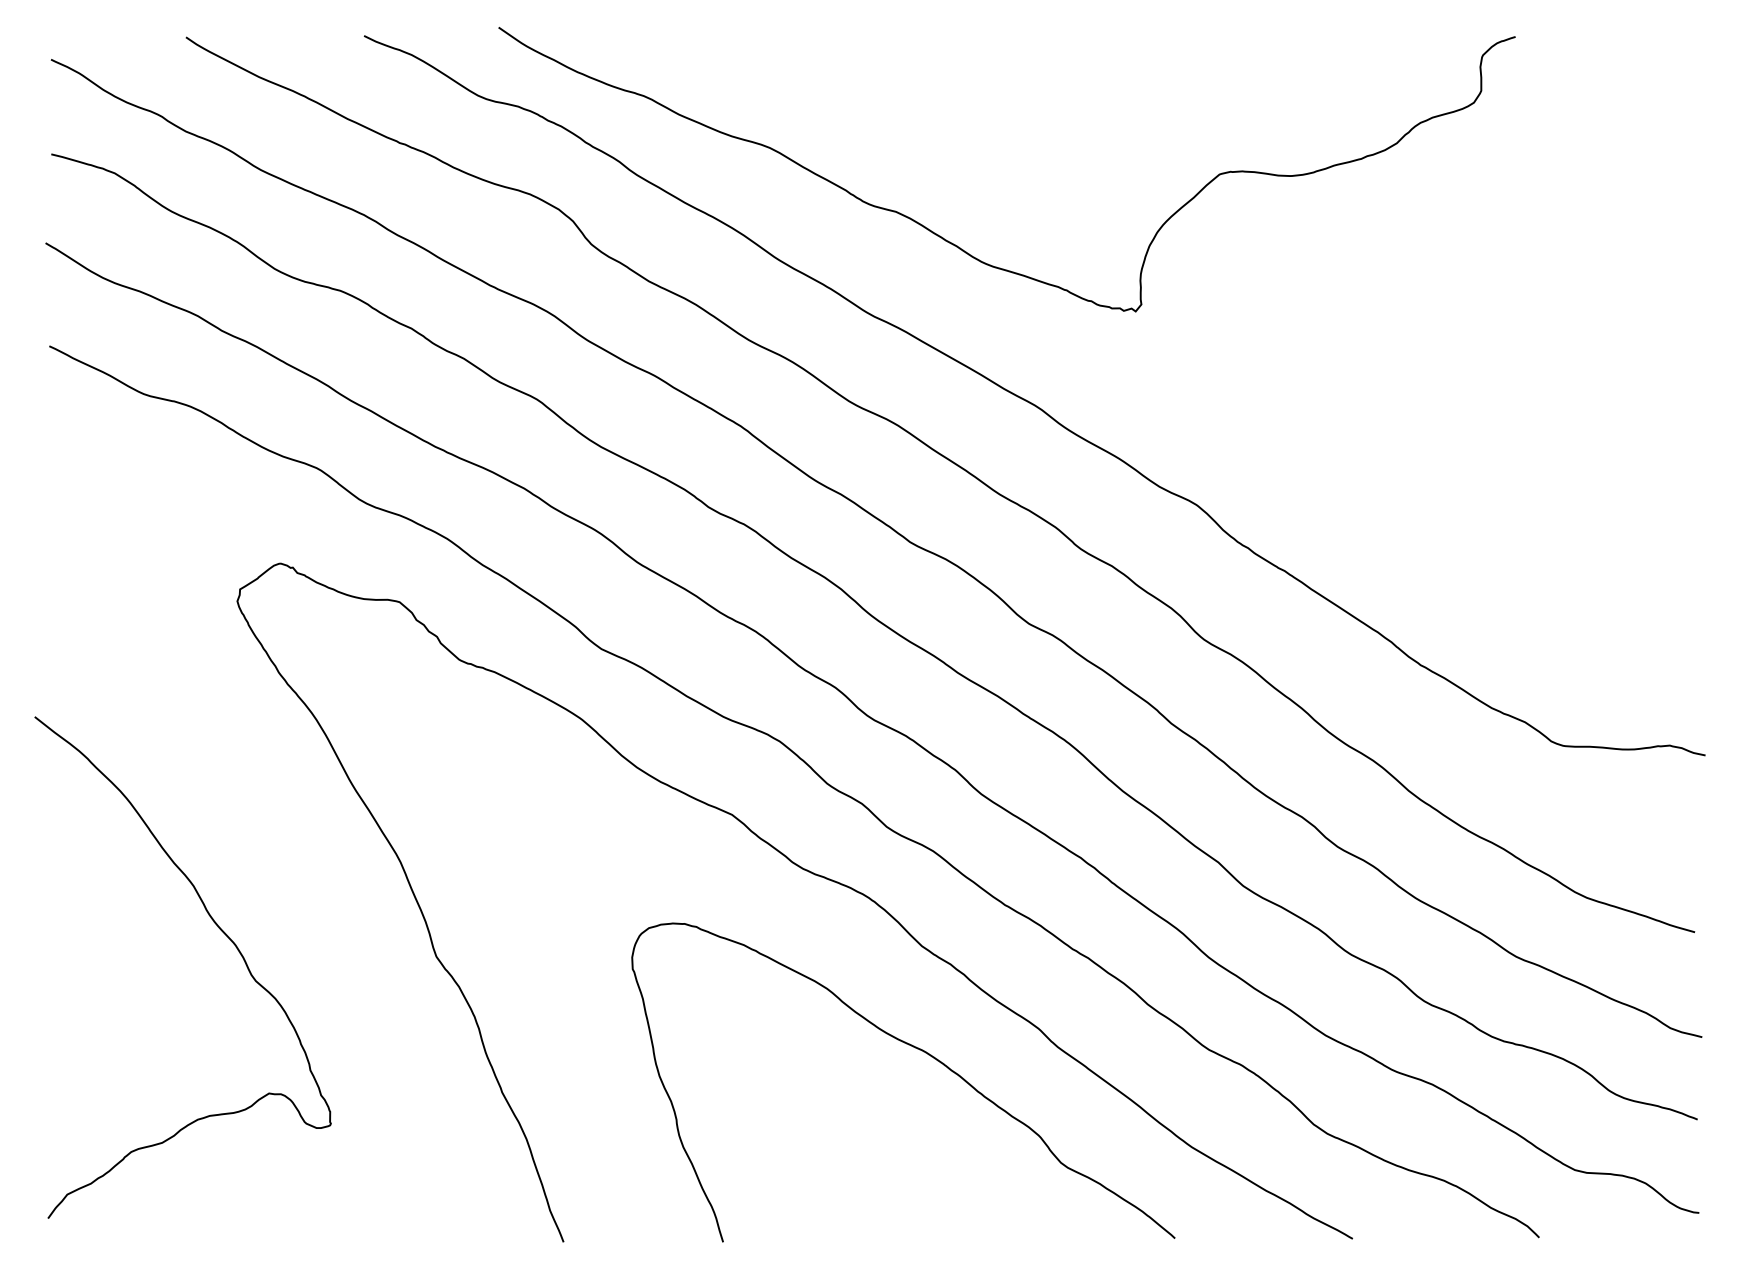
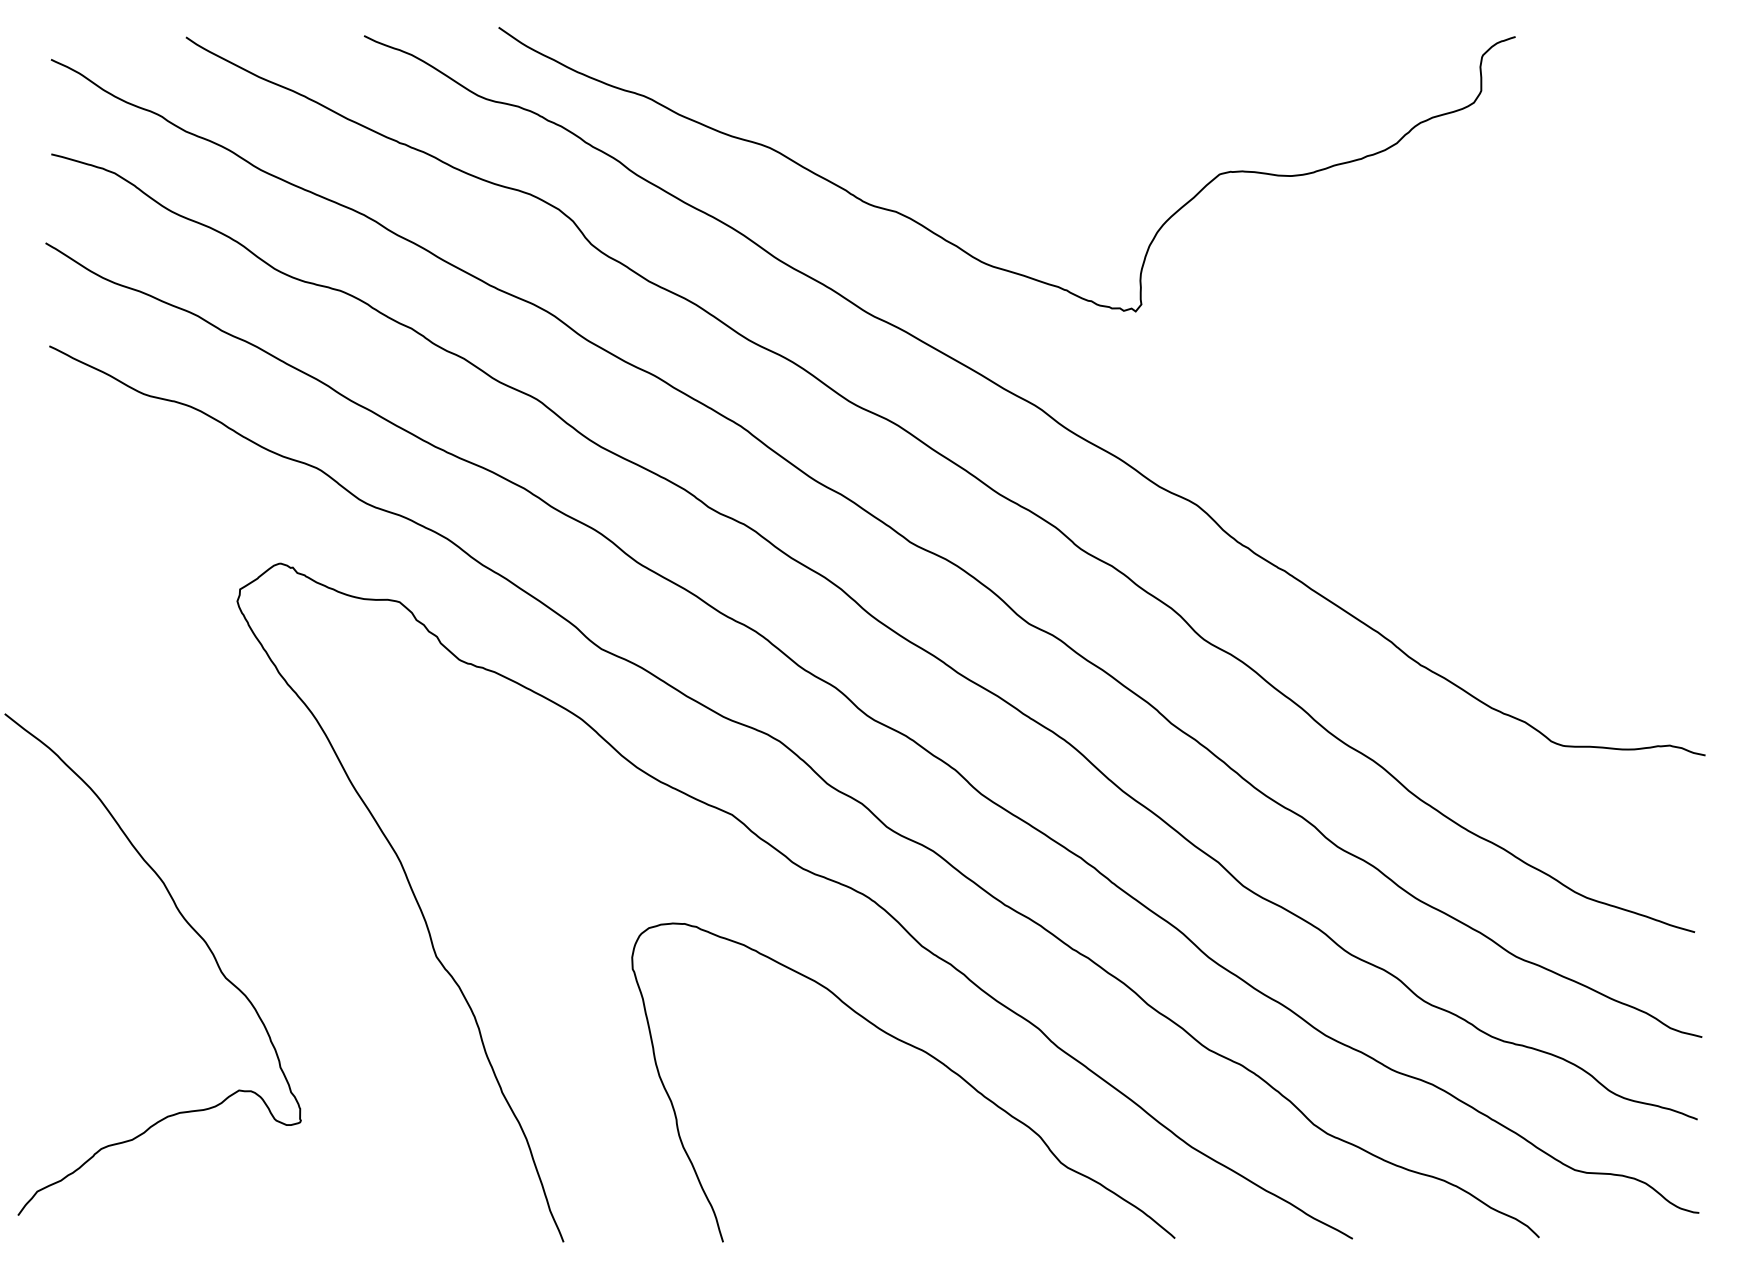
curve position: (219, 929) -> (189, 926) (189, 926)
